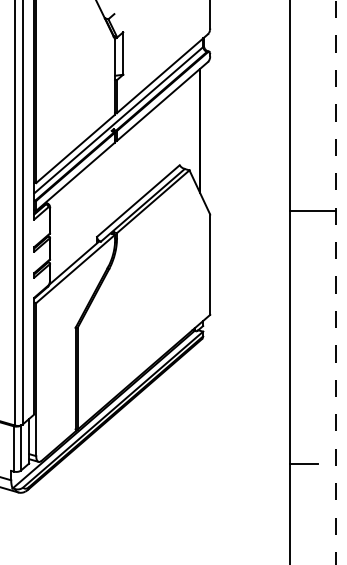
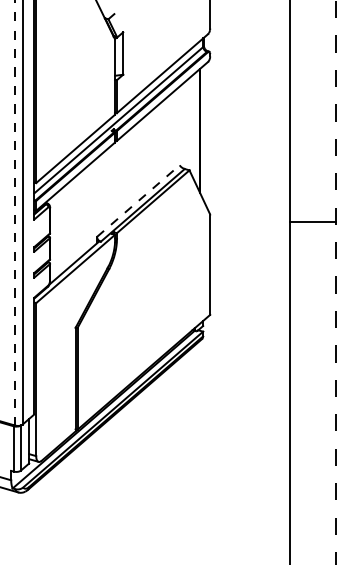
line: solid -> dashed (138, 201)
line position: (313, 210) -> (313, 221) (313, 221)
line: solid -> dashed (15, 212)
line: present -> none (303, 463)
